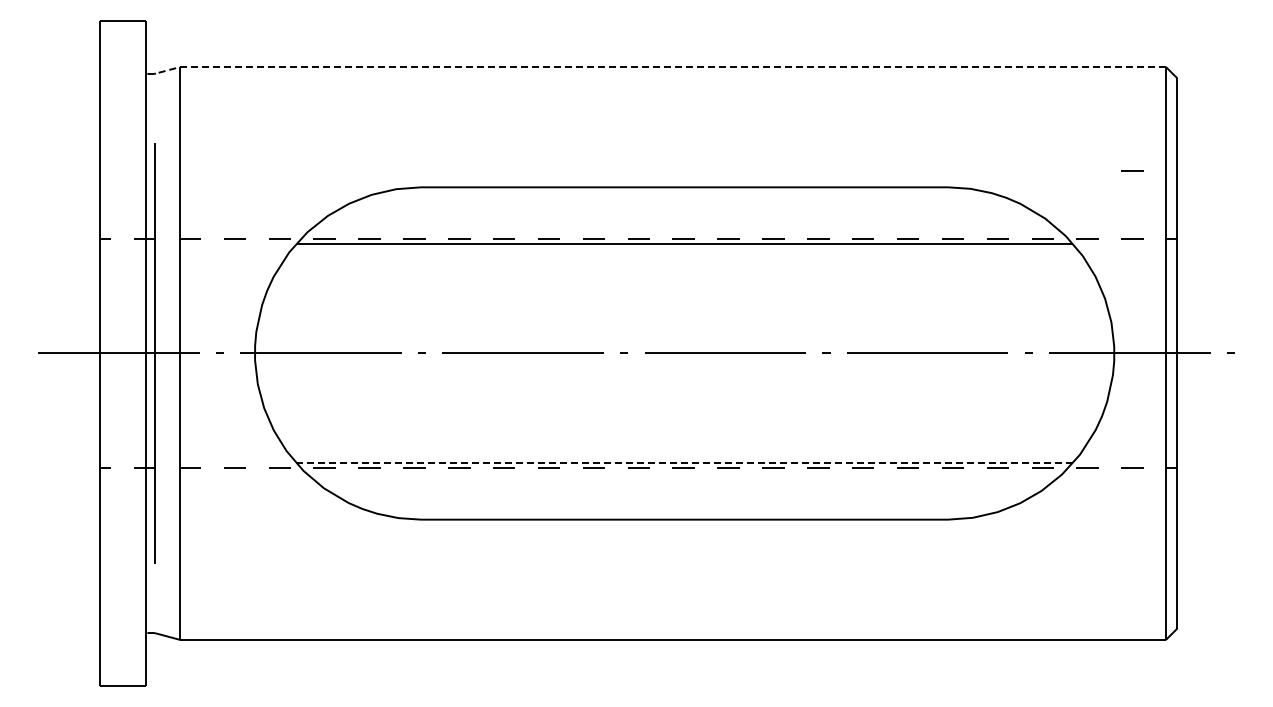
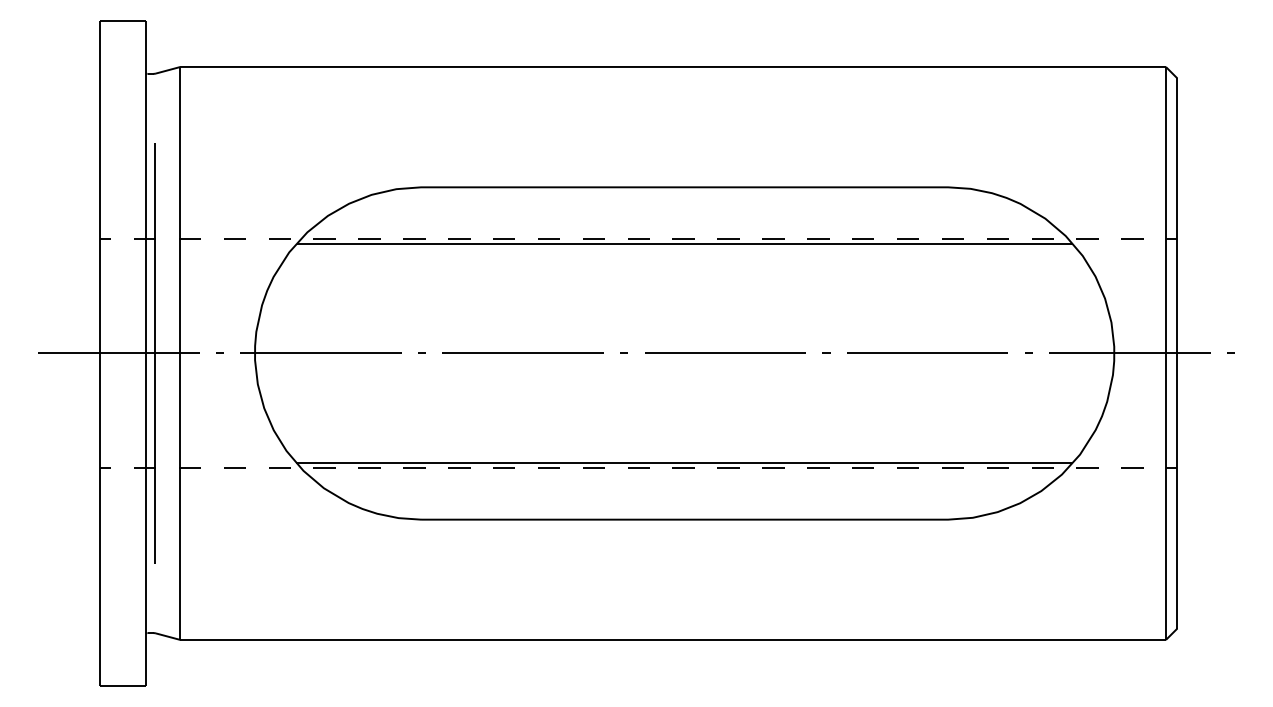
line: dashed -> solid (659, 66)
line: present -> none (1132, 170)
line: dashed -> solid (684, 462)
